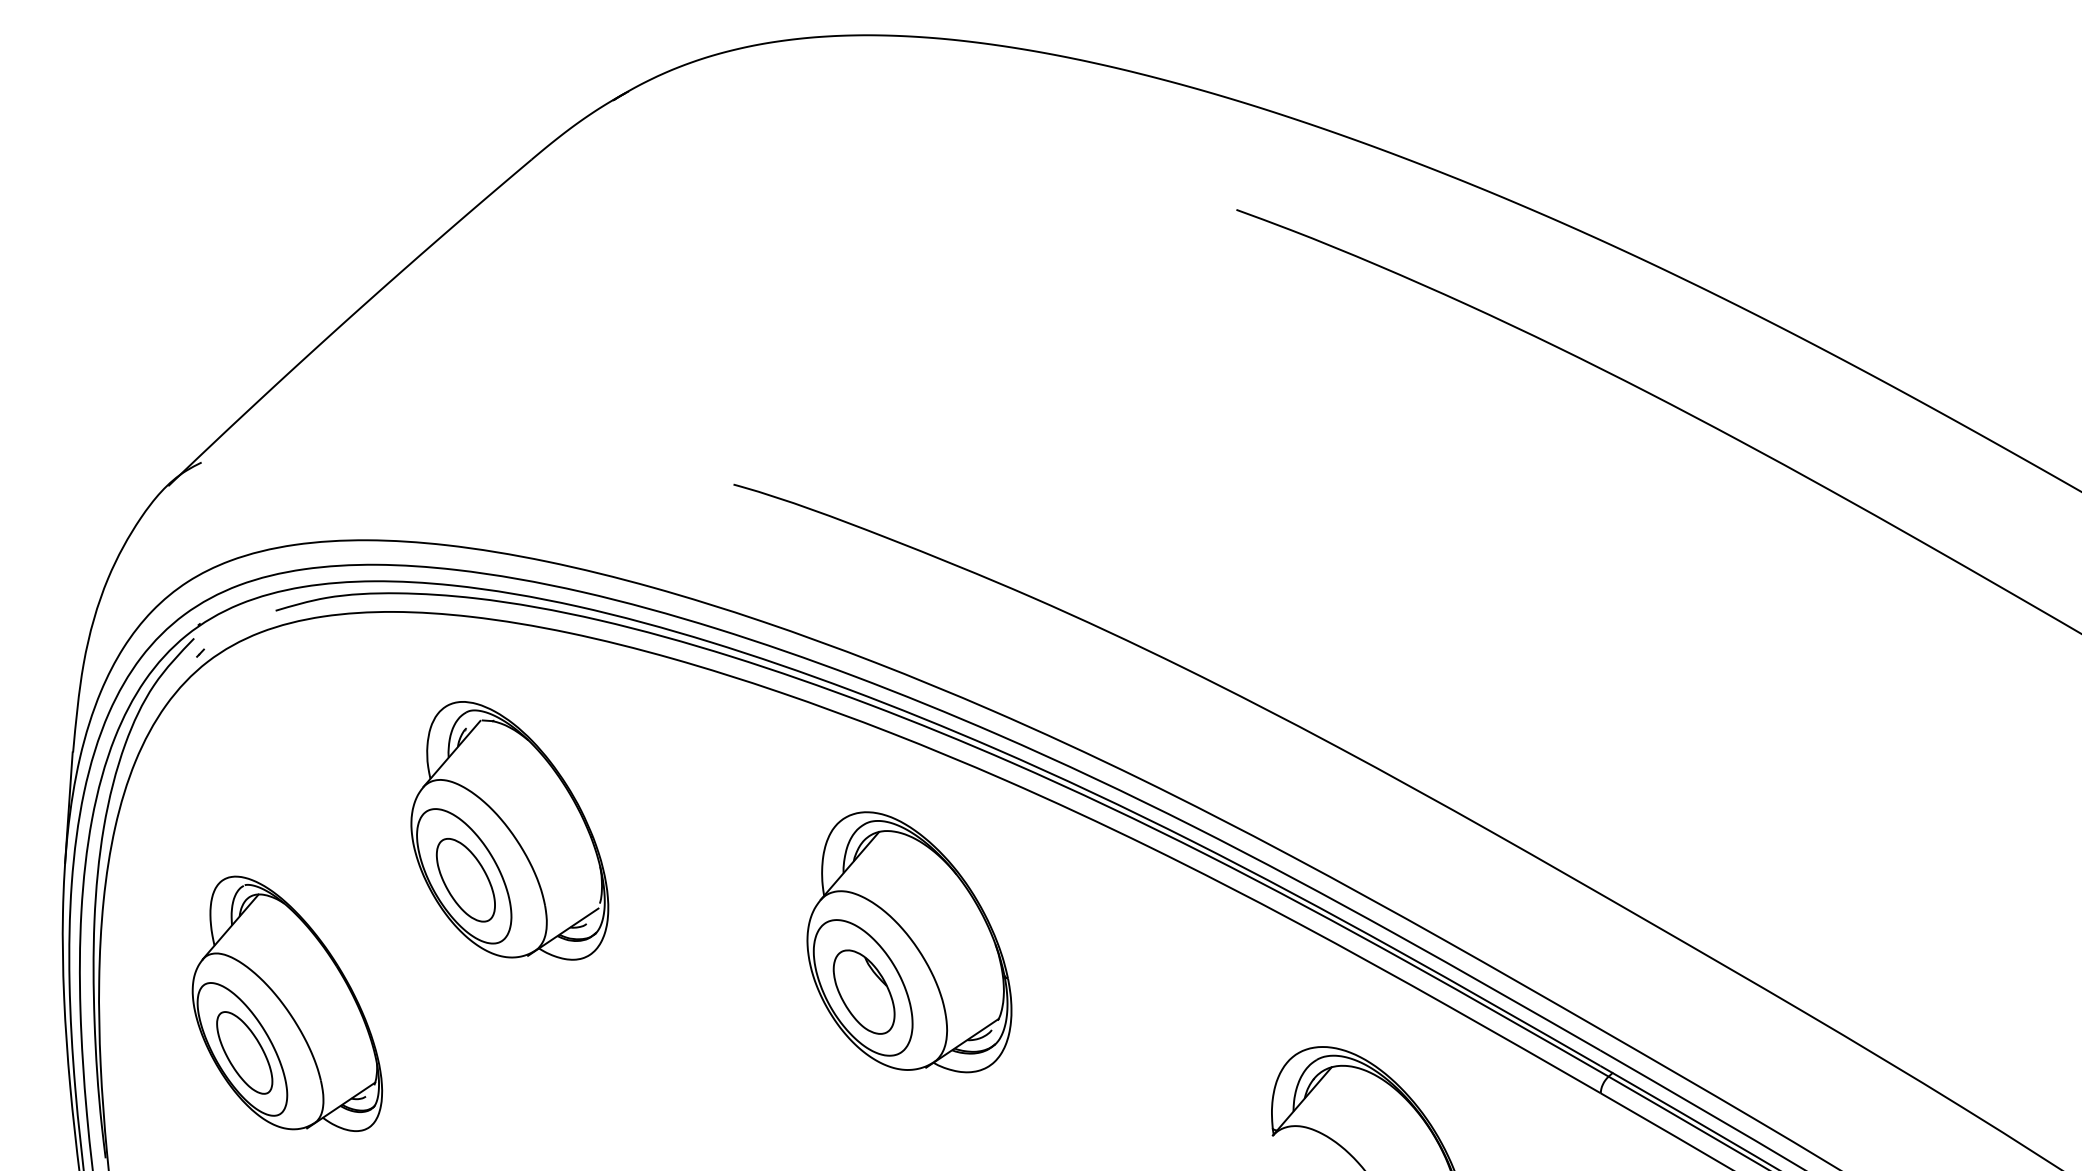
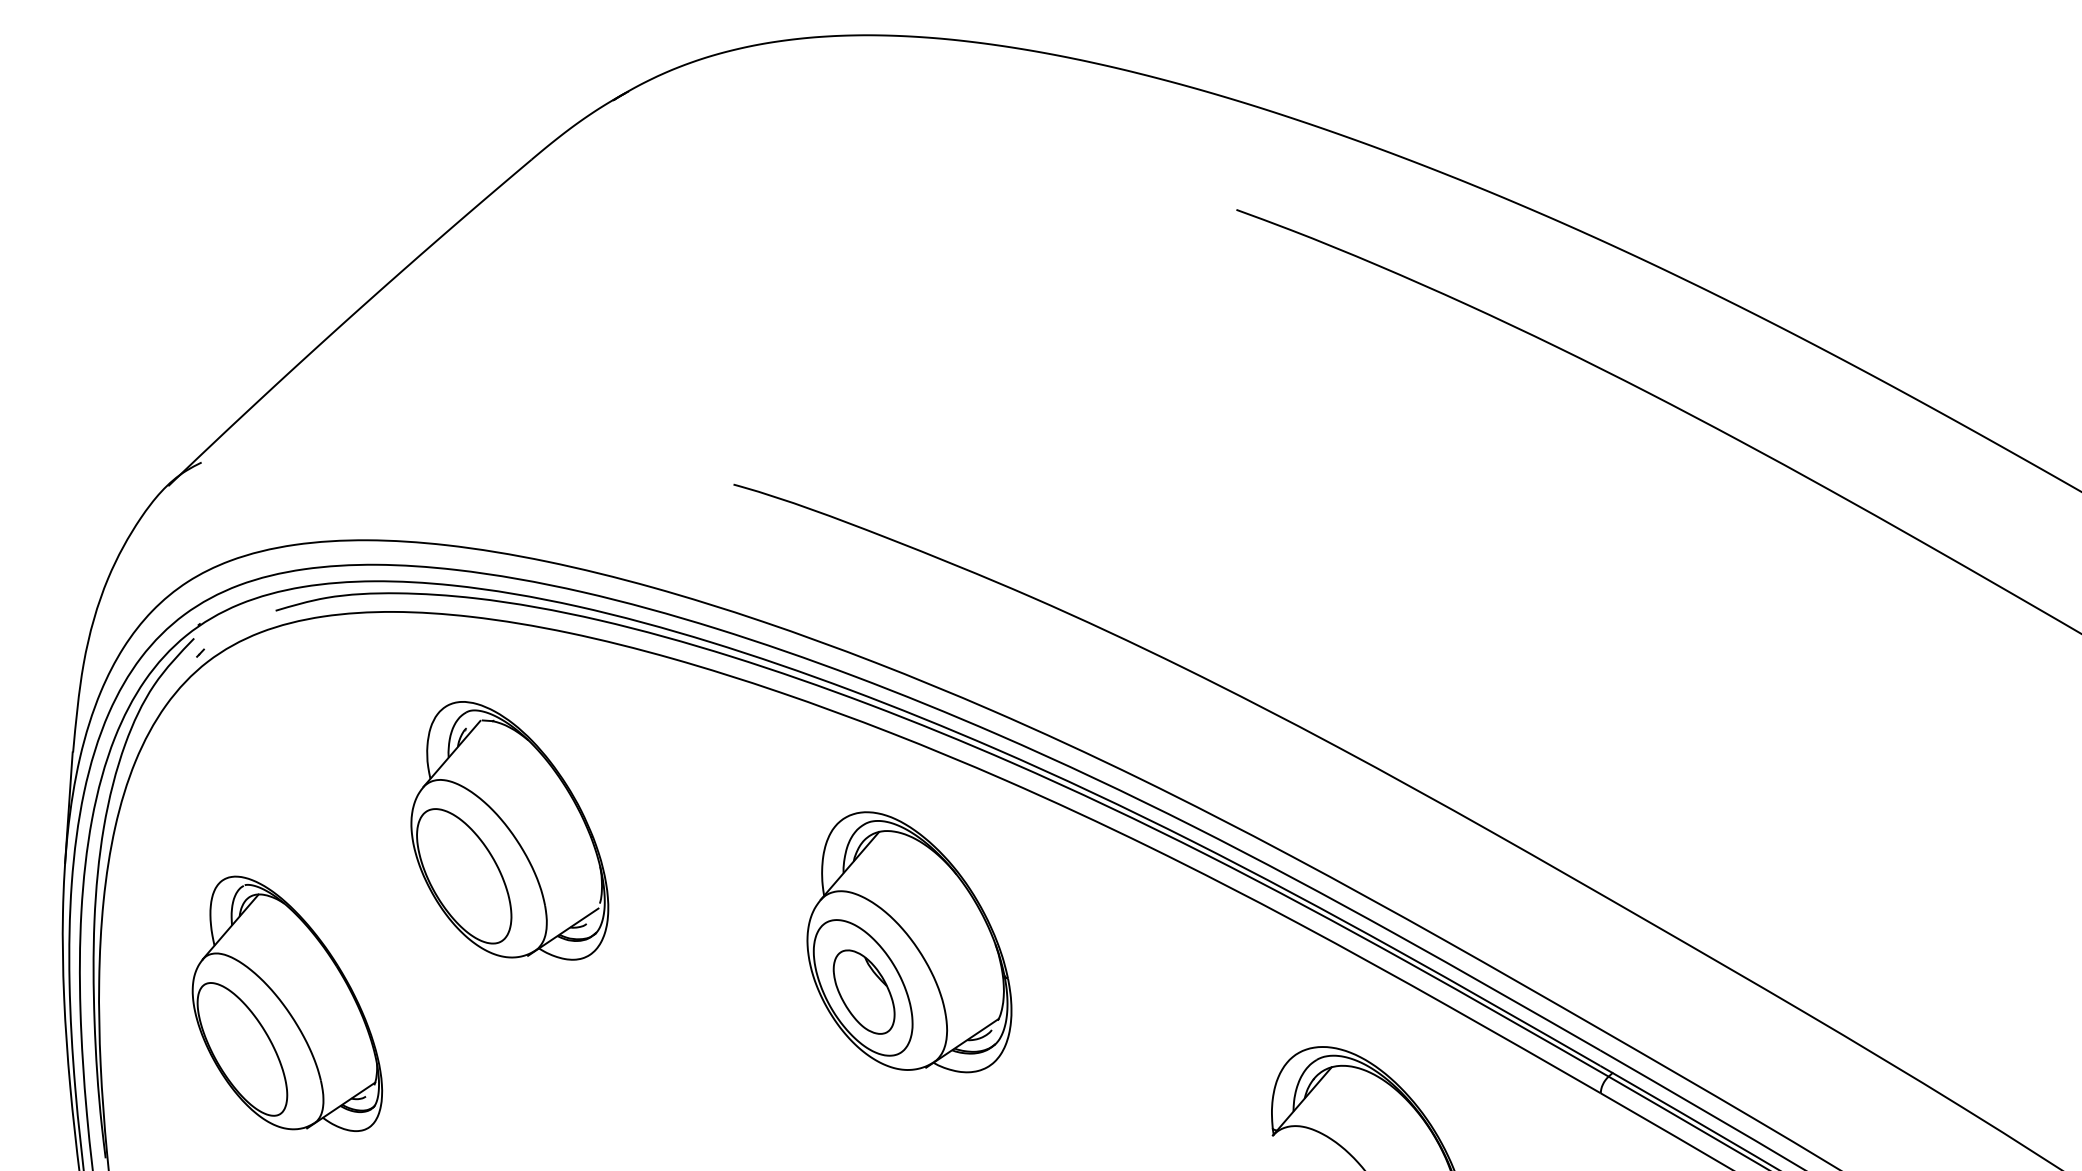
part: present -> none (465, 880)
part: present -> none (244, 1052)
